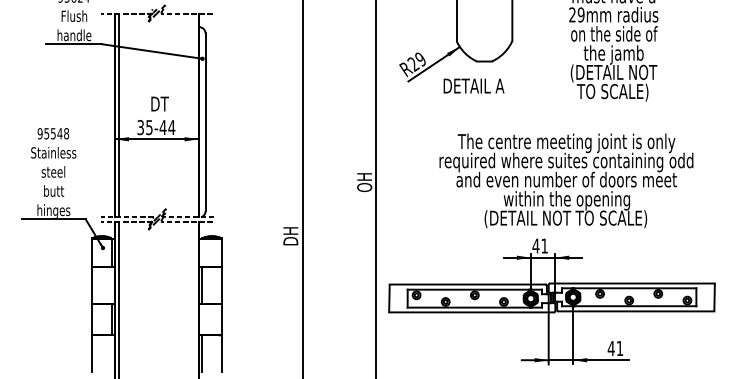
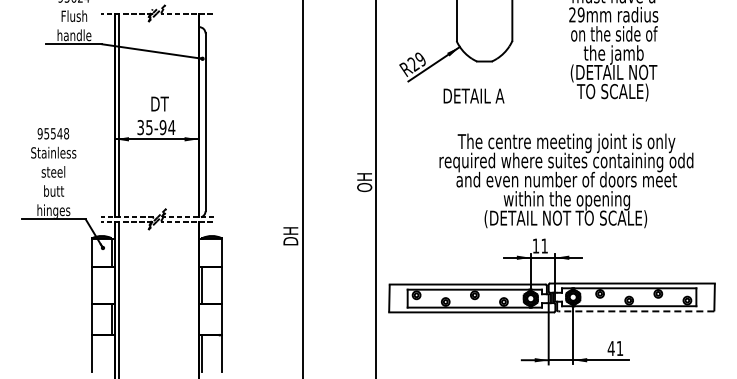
text position: (473, 85) -> (473, 95) (473, 95)
text: 35-44 -> 35-94 (162, 127)
text: 41 -> 11 (535, 245)
line: solid -> dashed (636, 311)
